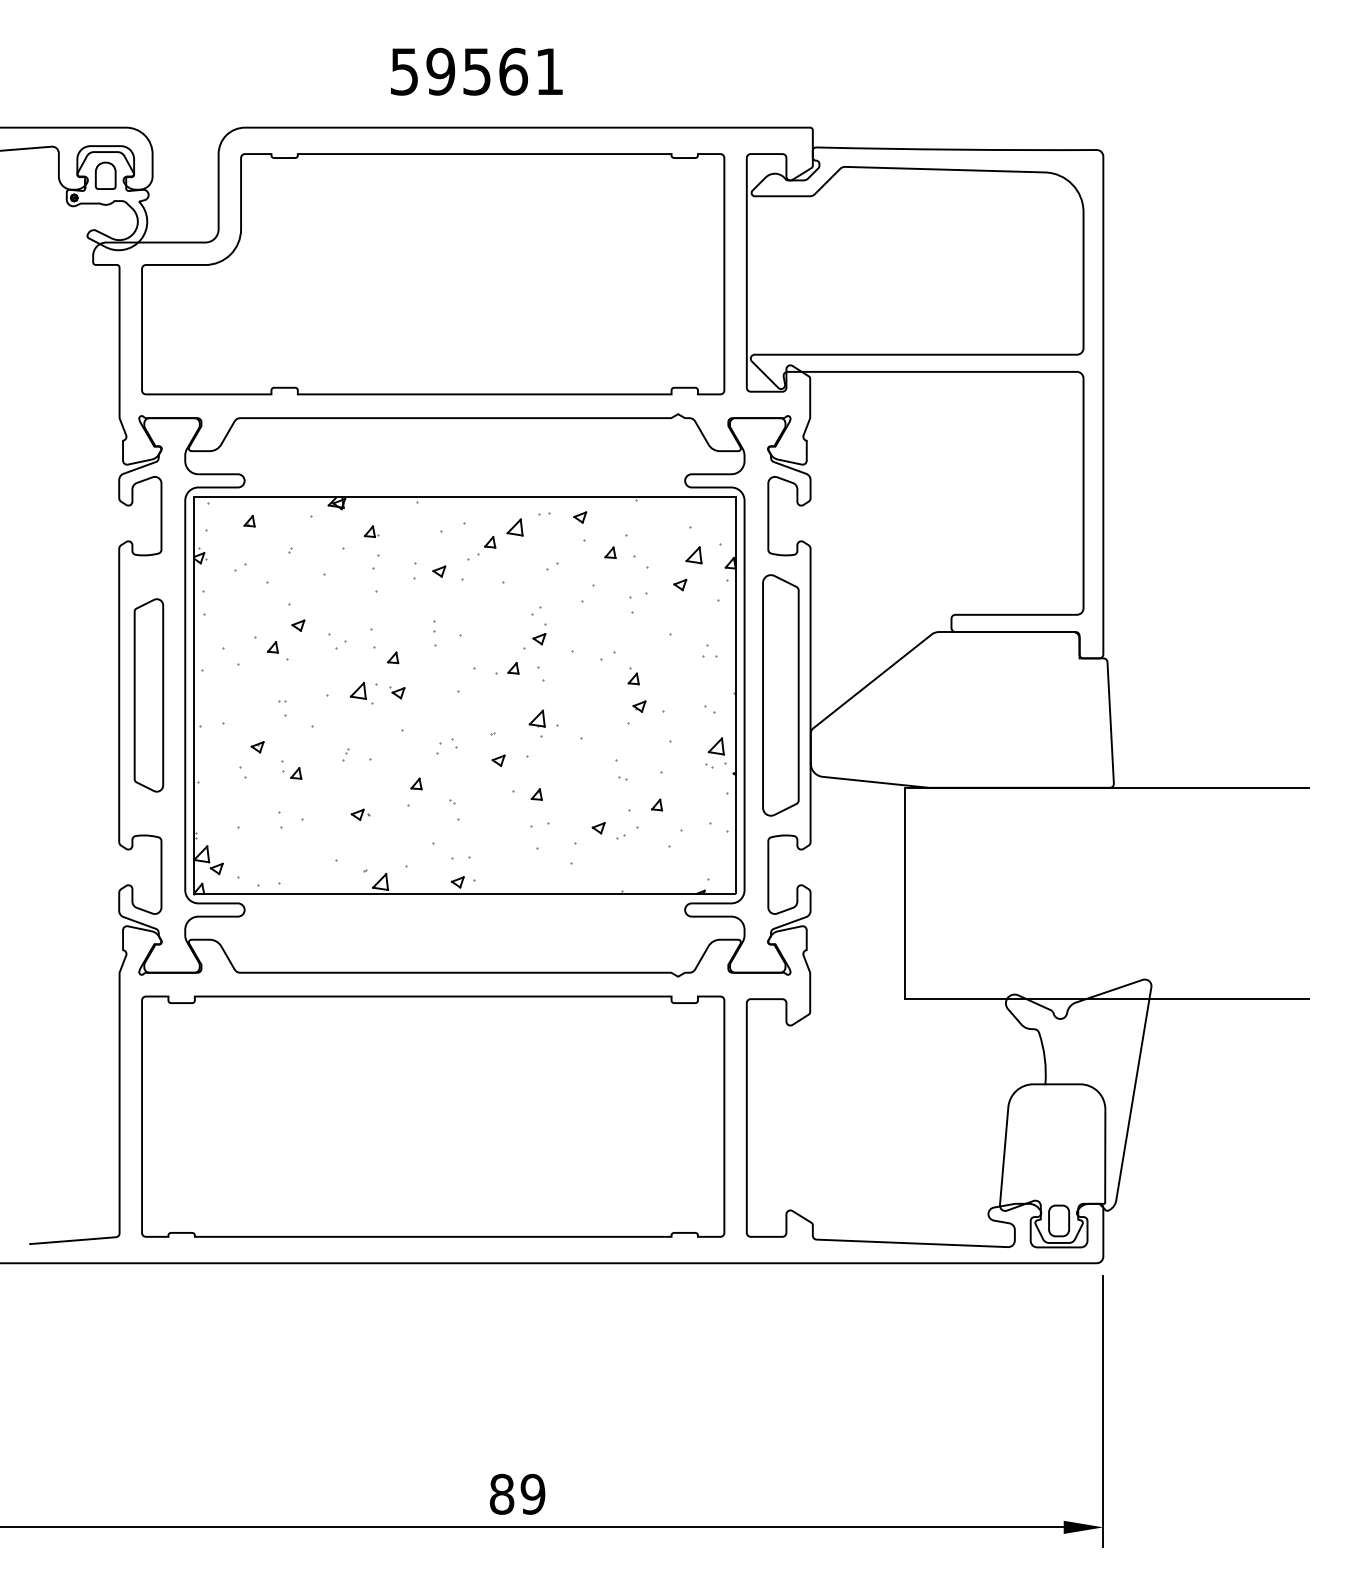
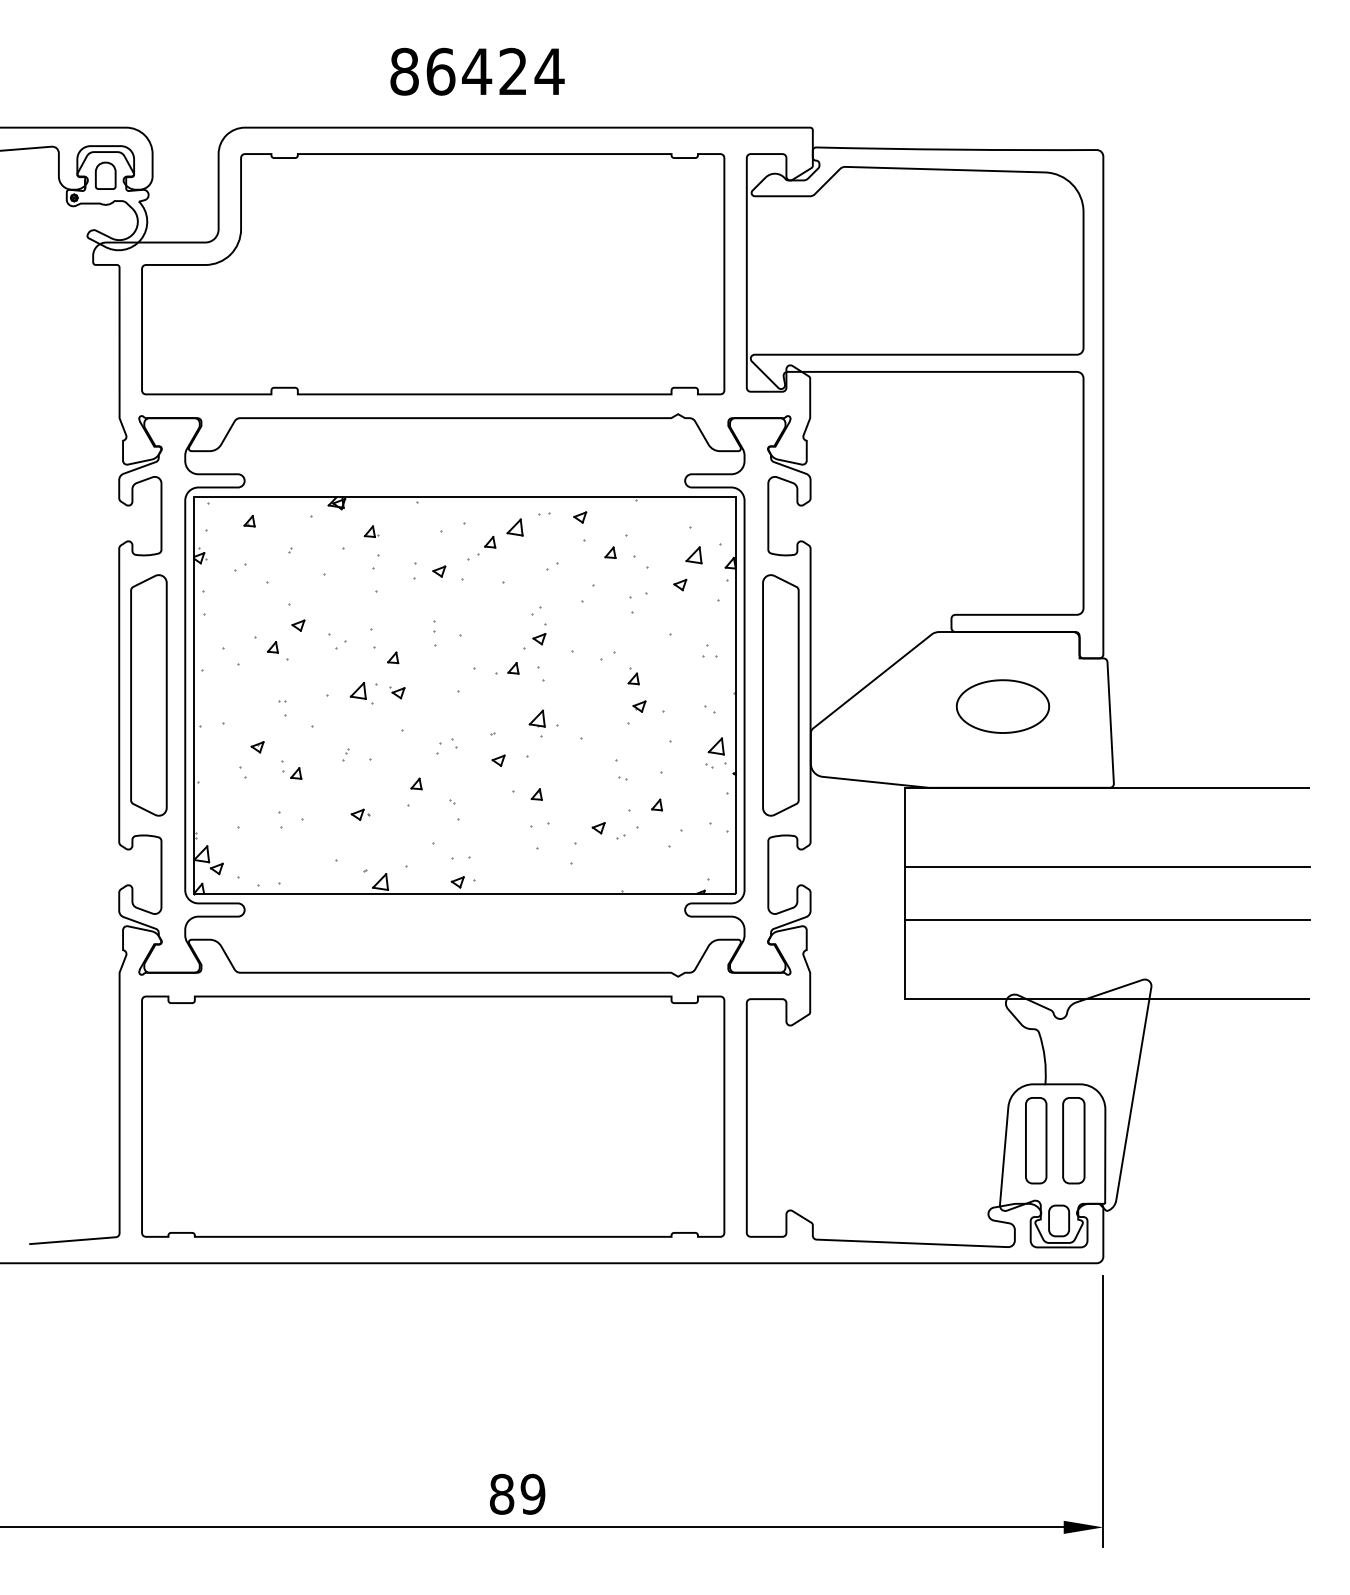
text: 59561 -> 86424 (477, 71)
part size: 32x195 px -> 38x243 px (148, 695)
part: none -> present (1002, 706)
line: none -> present (1107, 867)
line: none -> present (1107, 919)
part: none -> present (1036, 1140)
part: none -> present (1073, 1140)
